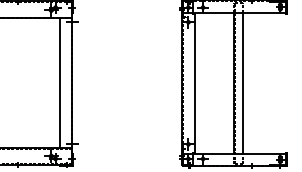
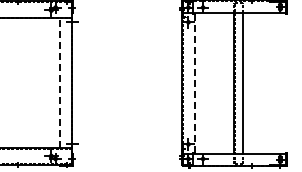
line: solid -> dashed (59, 82)
line: solid -> dashed (194, 83)
